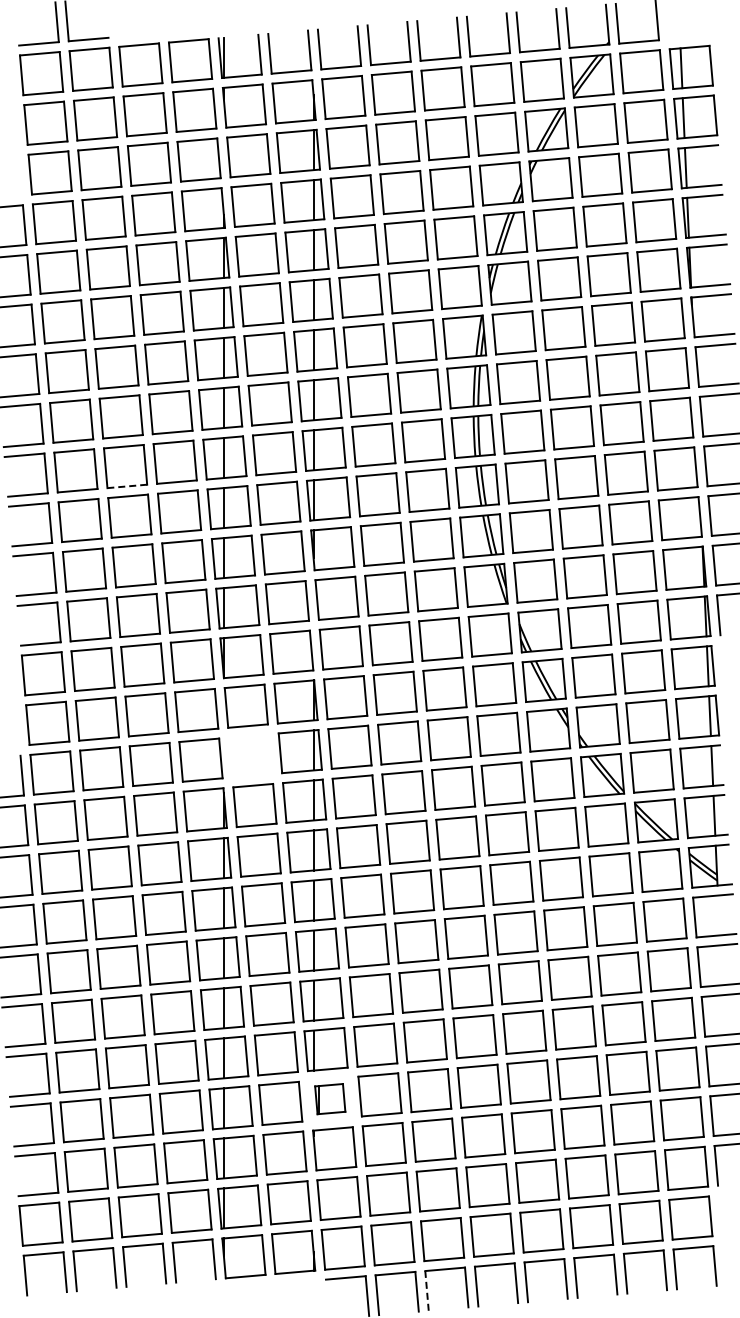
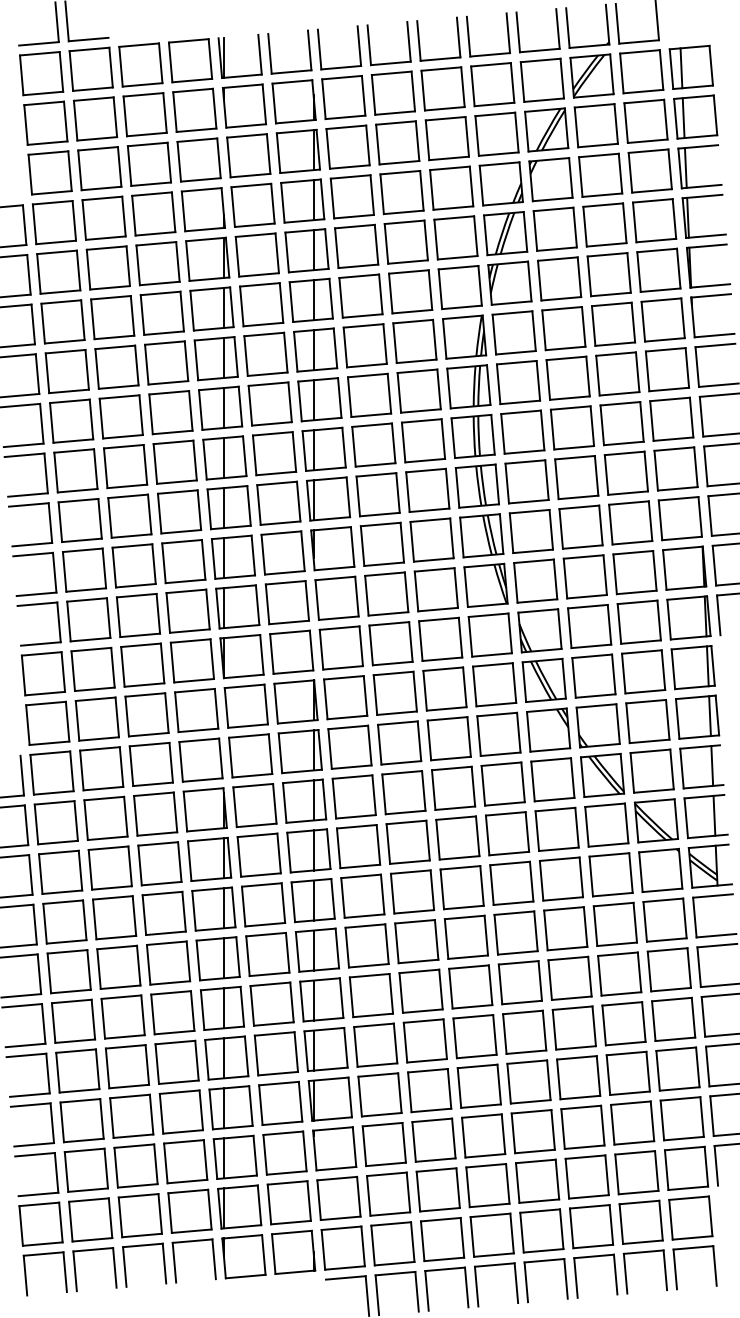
line: dashed -> solid (127, 486)
part: none -> present (250, 755)
part size: 33x33 px -> 46x46 px (329, 1098)
line: dashed -> solid (427, 1290)
